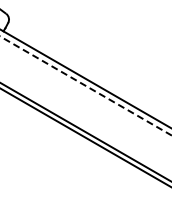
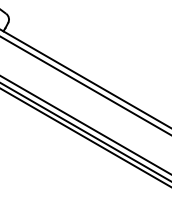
line: dashed -> solid (85, 85)
line: none -> present (85, 124)
